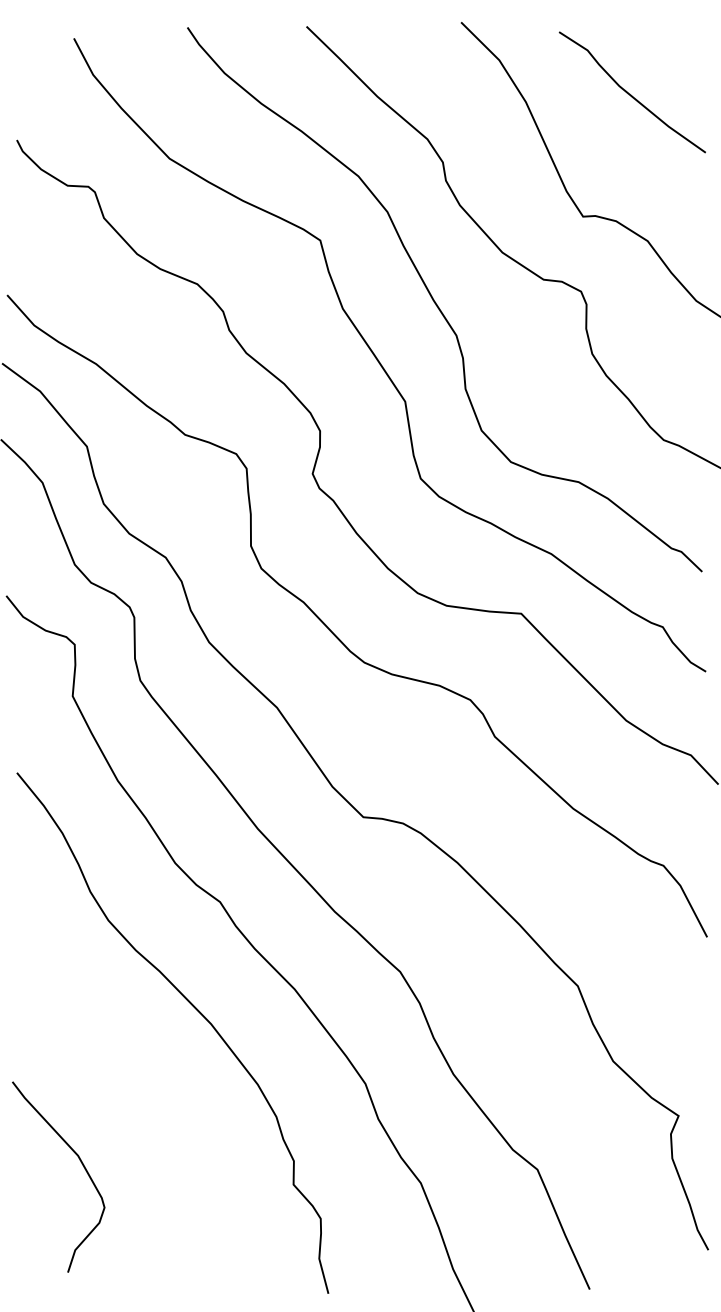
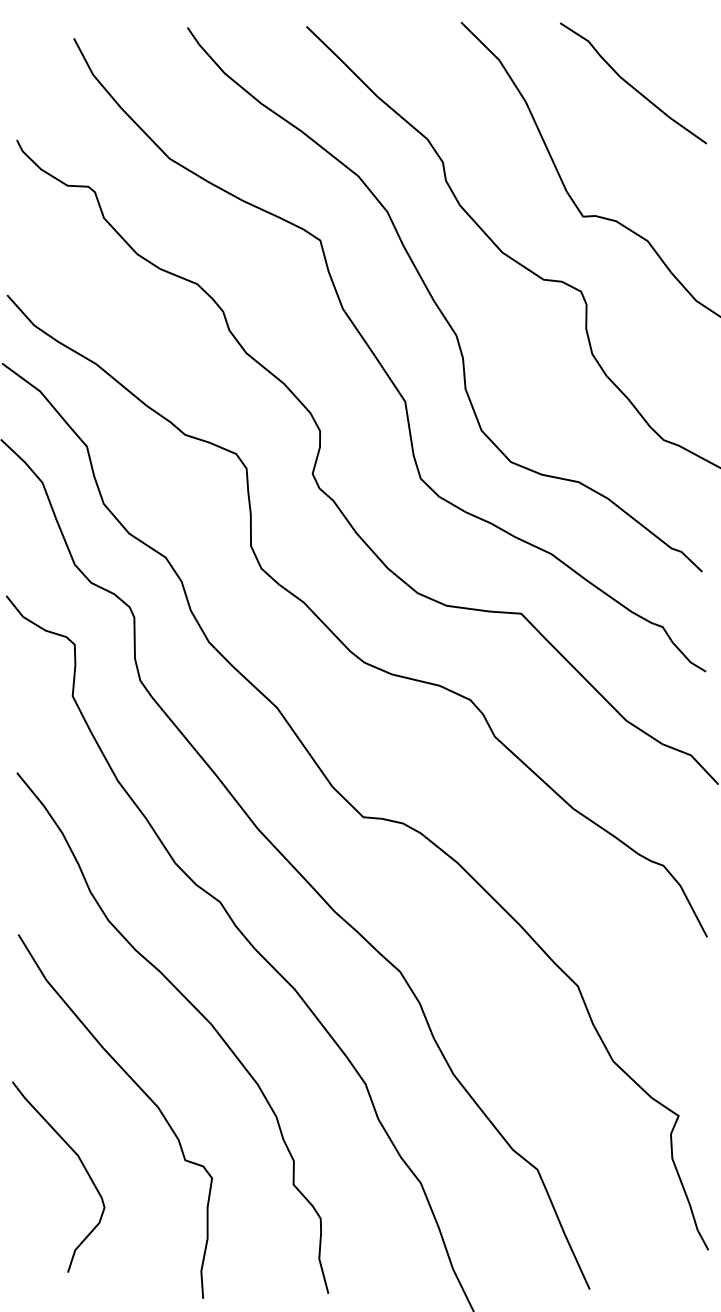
part position: (631, 92) -> (632, 83) (632, 83)
part: none -> present (143, 1093)
